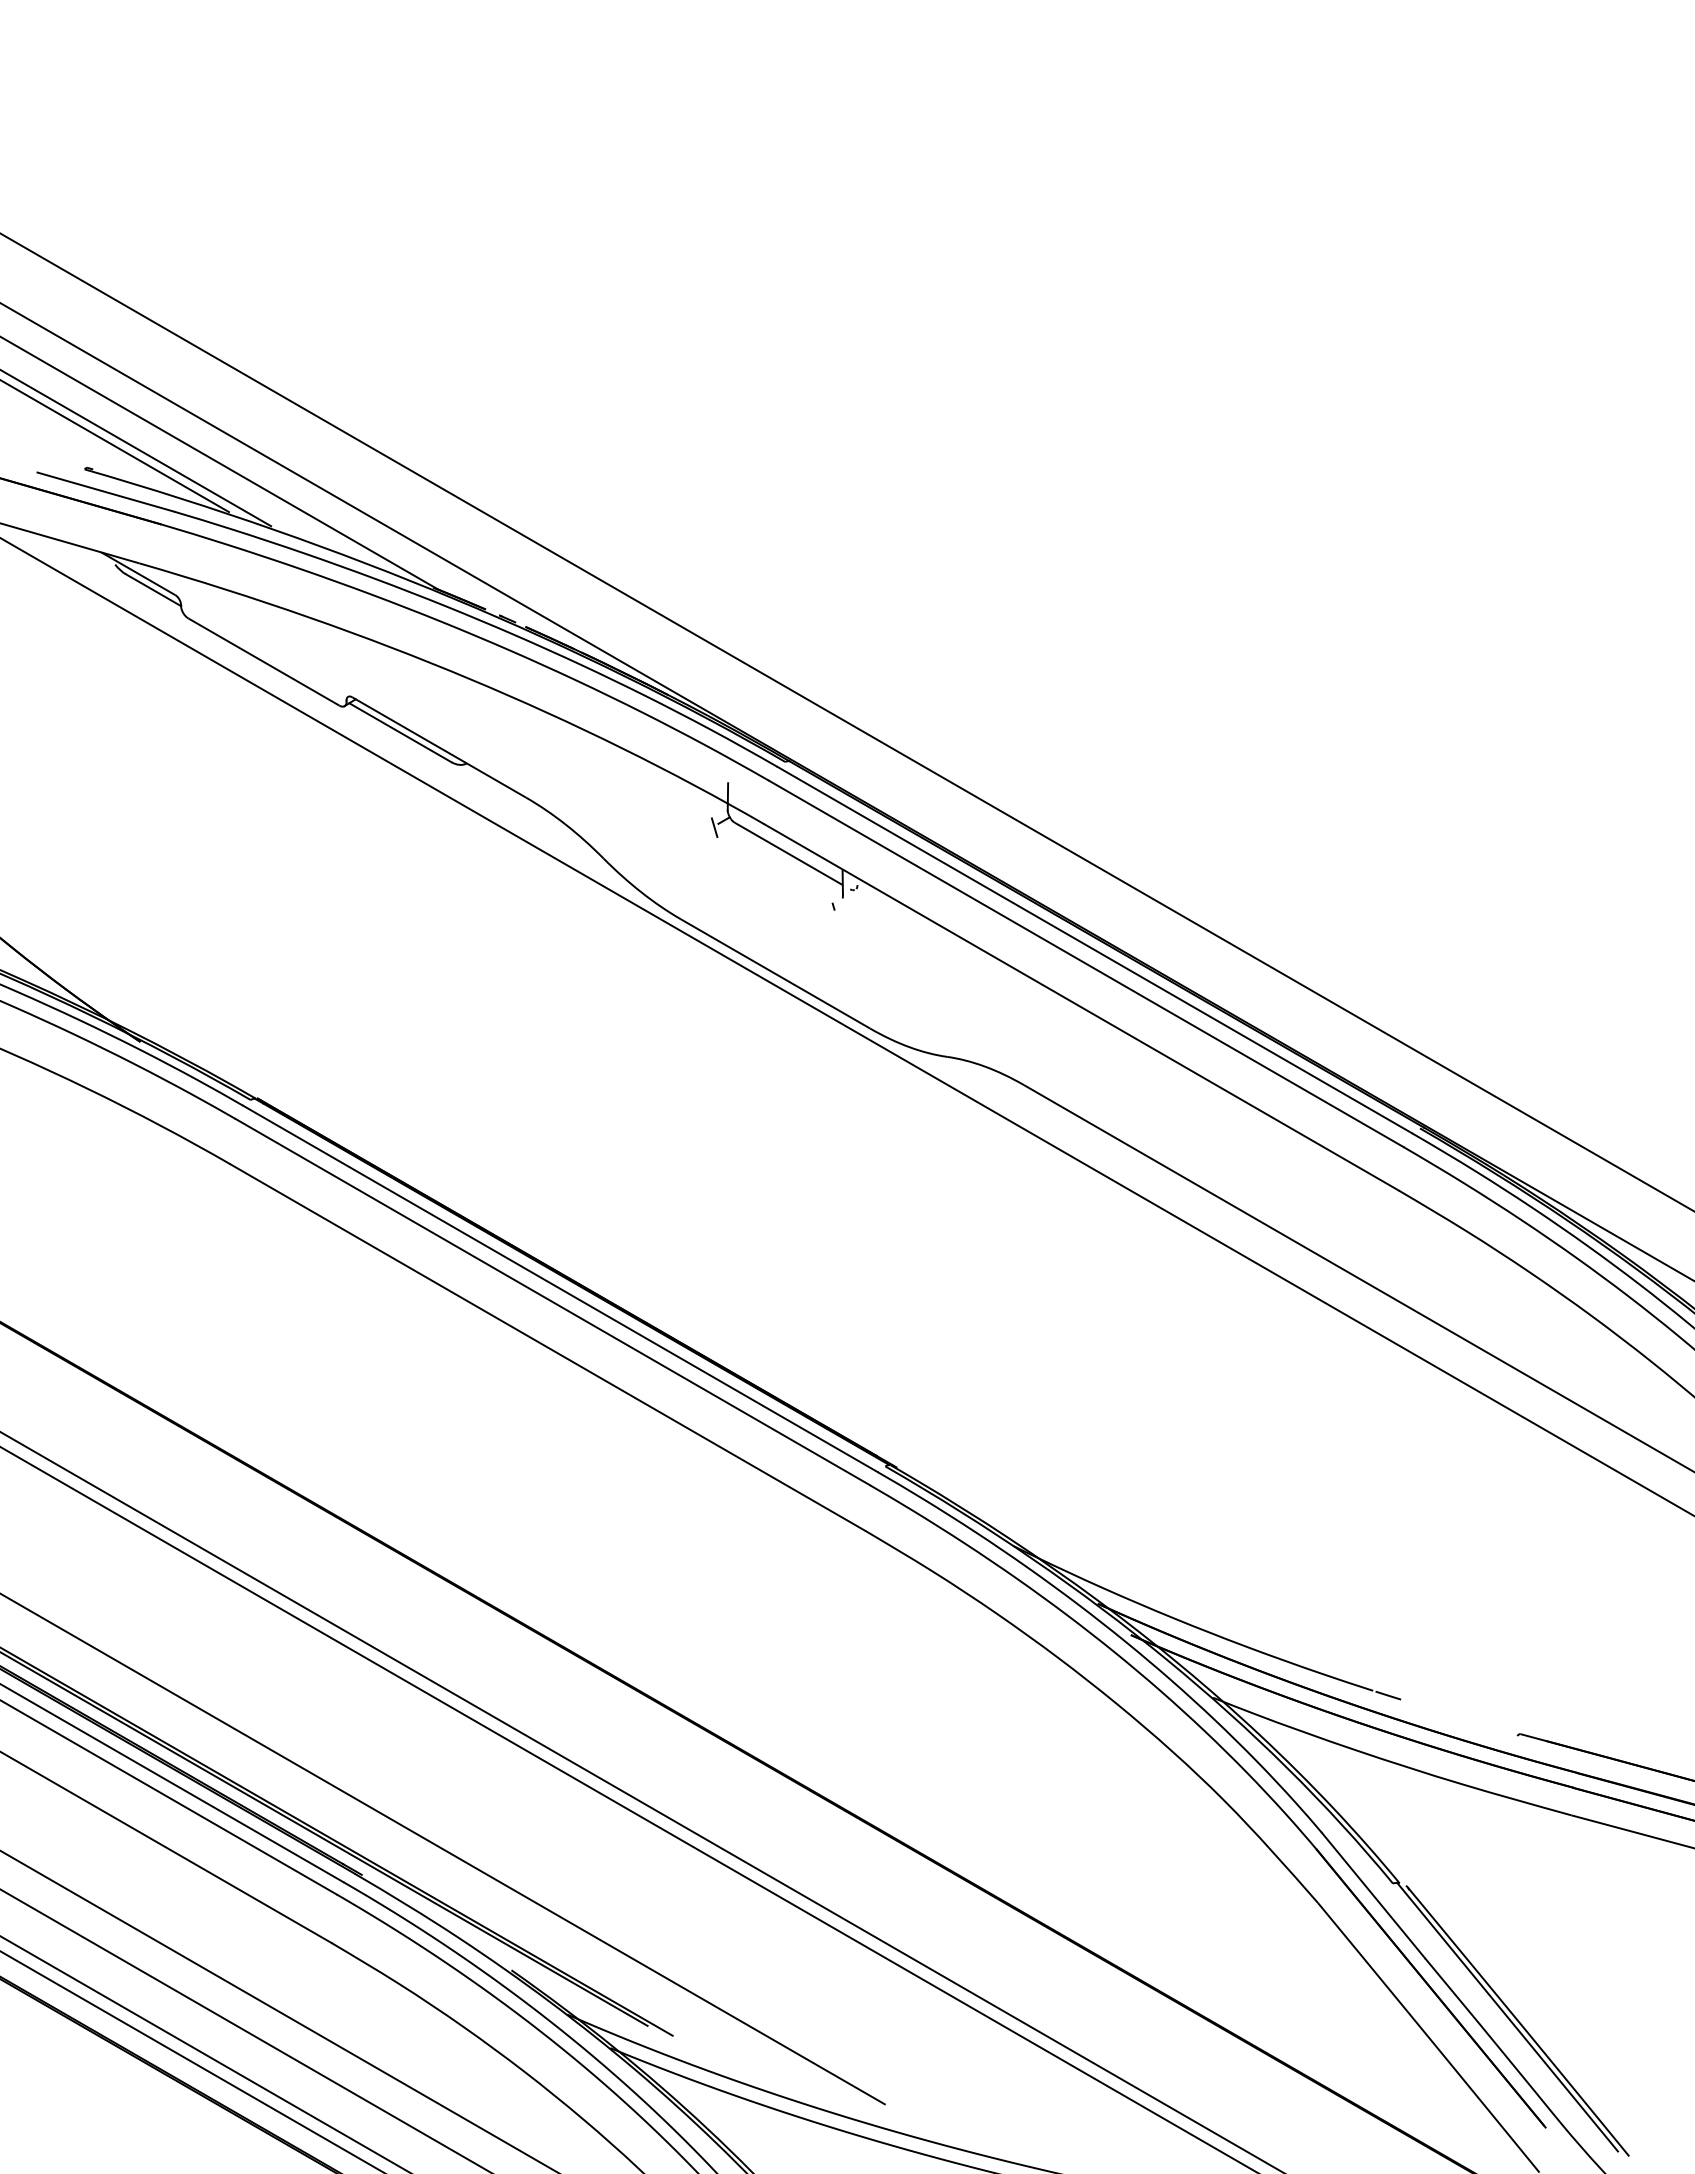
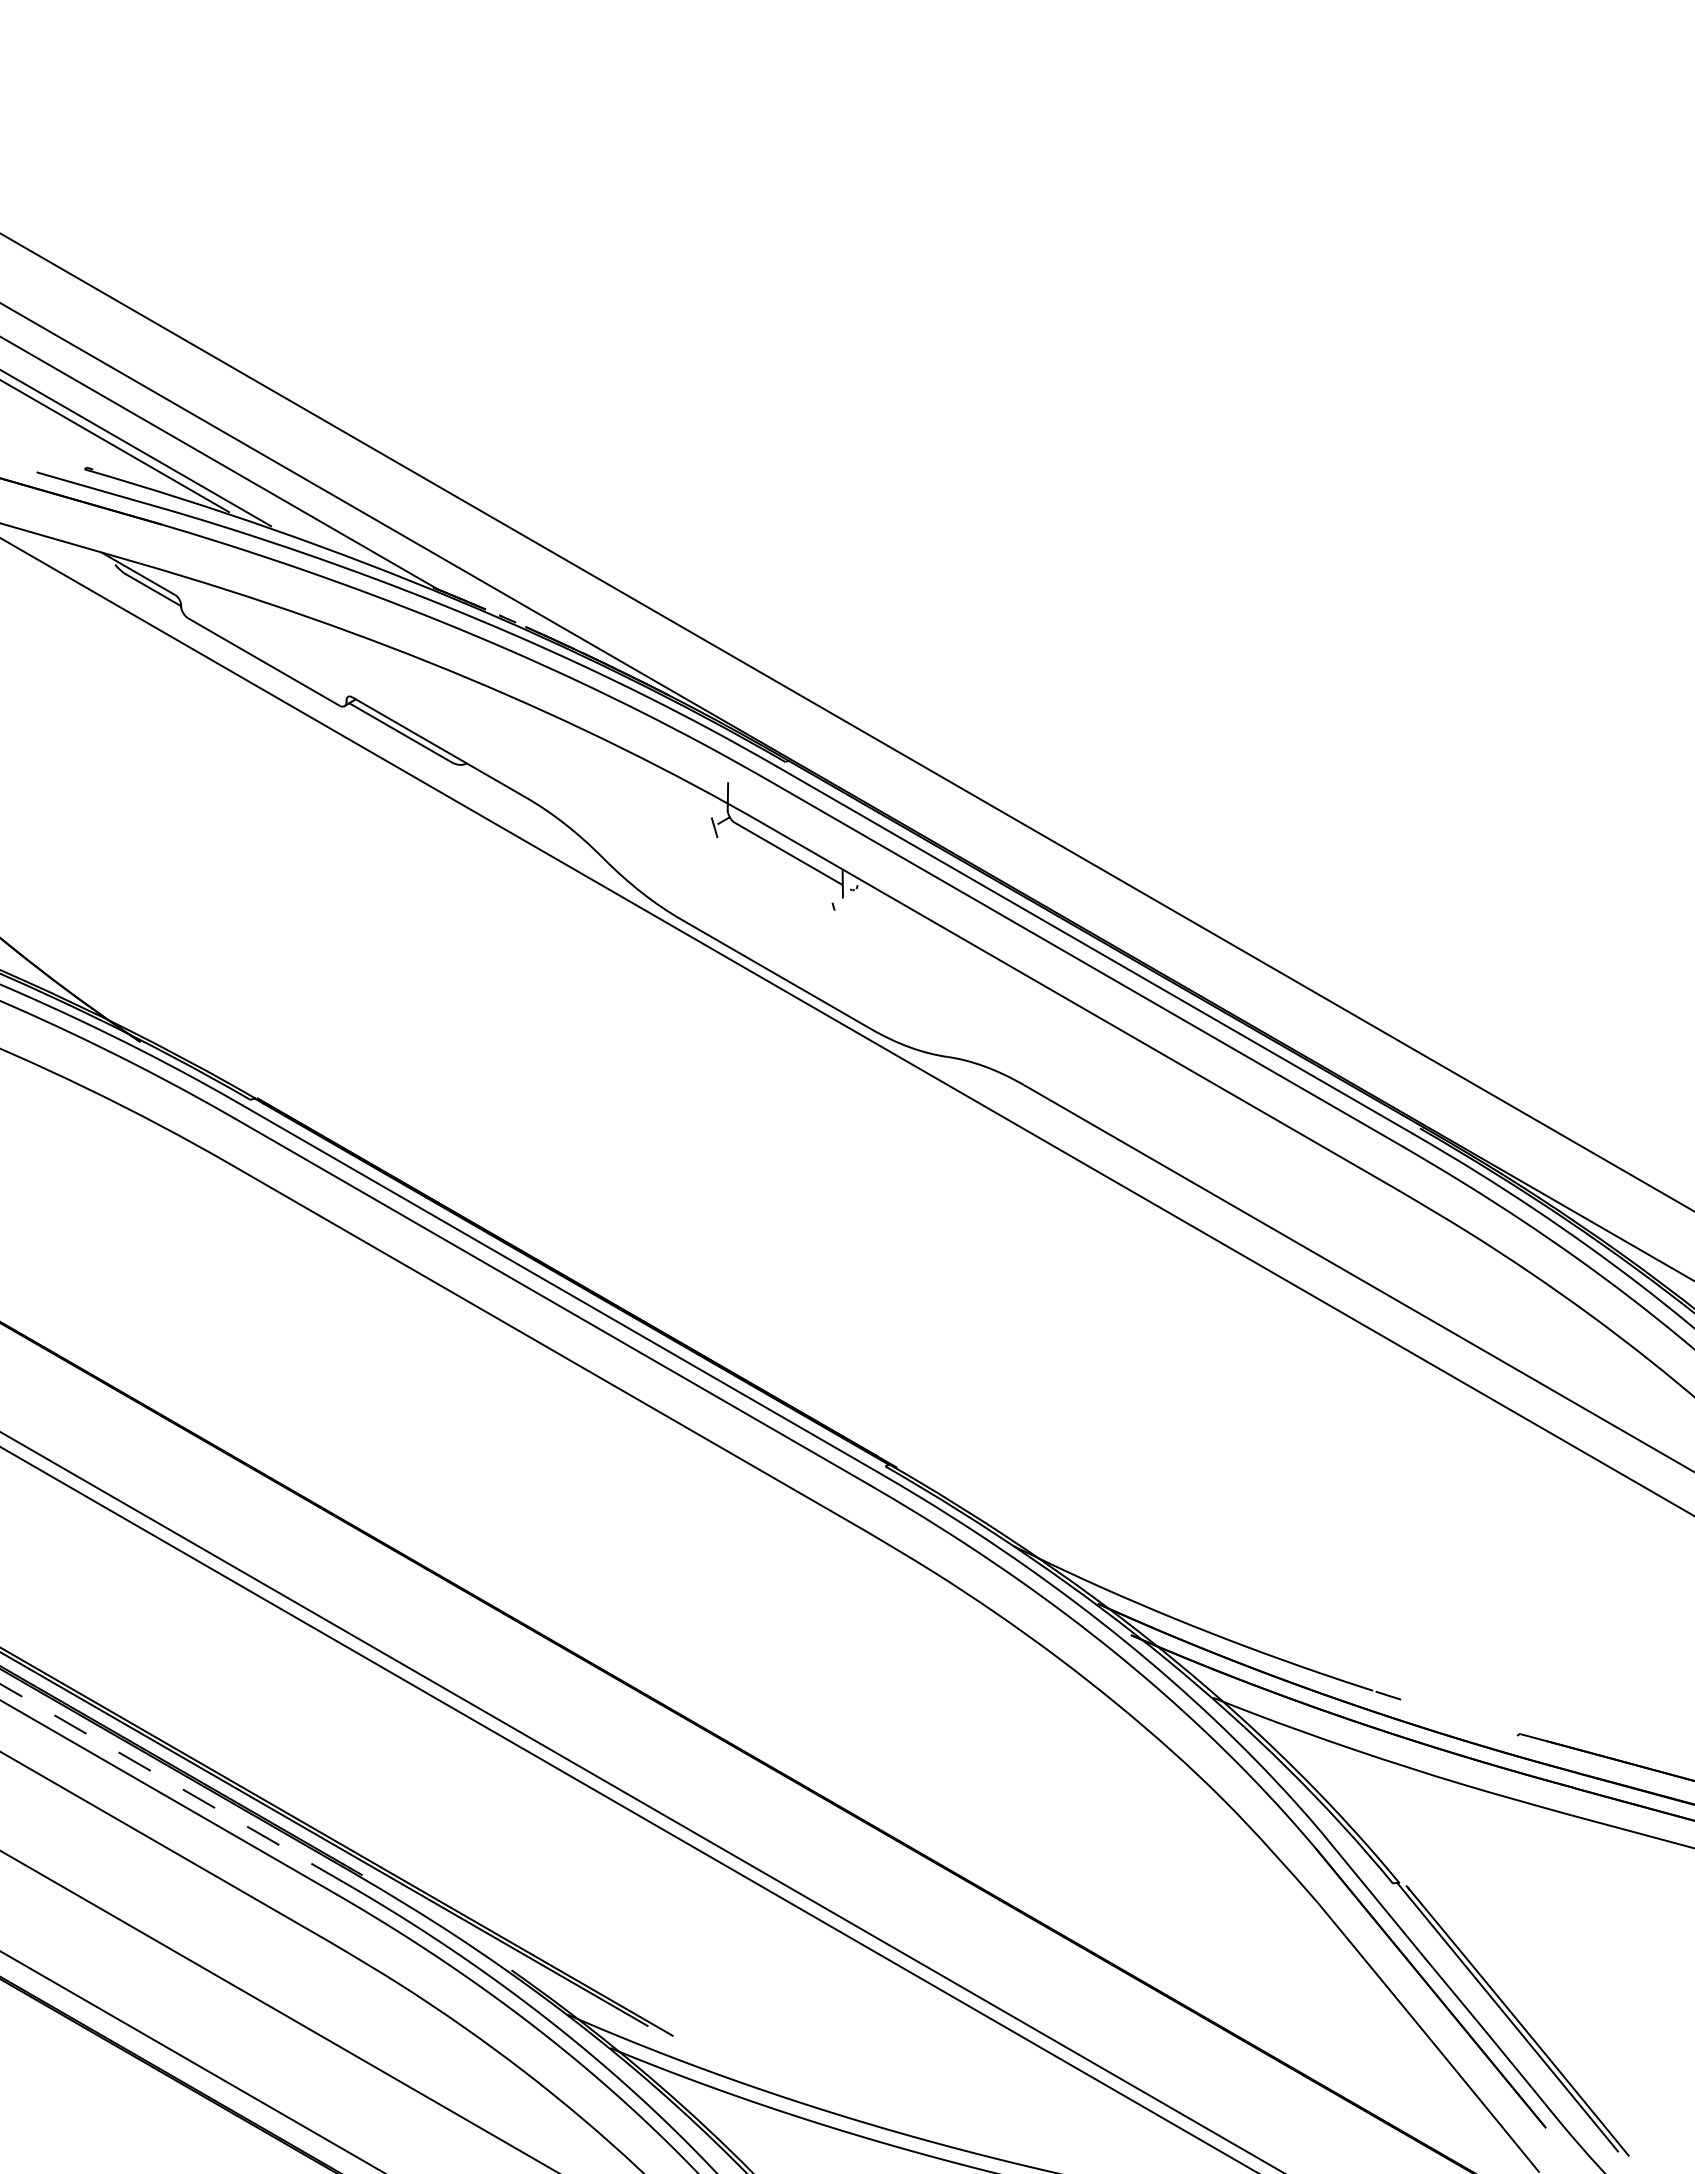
line: solid -> dashed (172, 1783)
line: present -> none (443, 1849)
line: present -> none (244, 2030)
line: present -> none (204, 2053)
